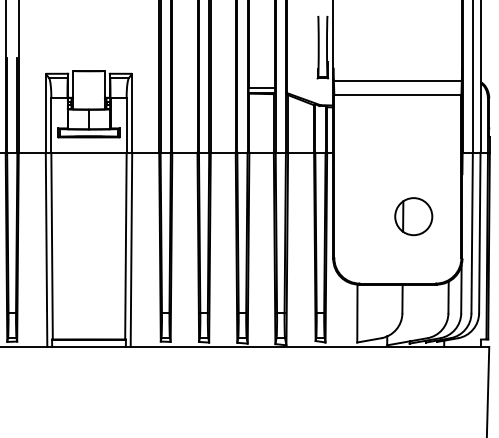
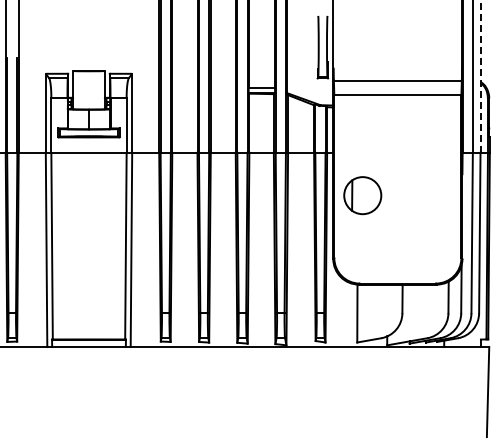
line: solid -> dashed (480, 76)
part position: (413, 216) -> (362, 195) (362, 195)
